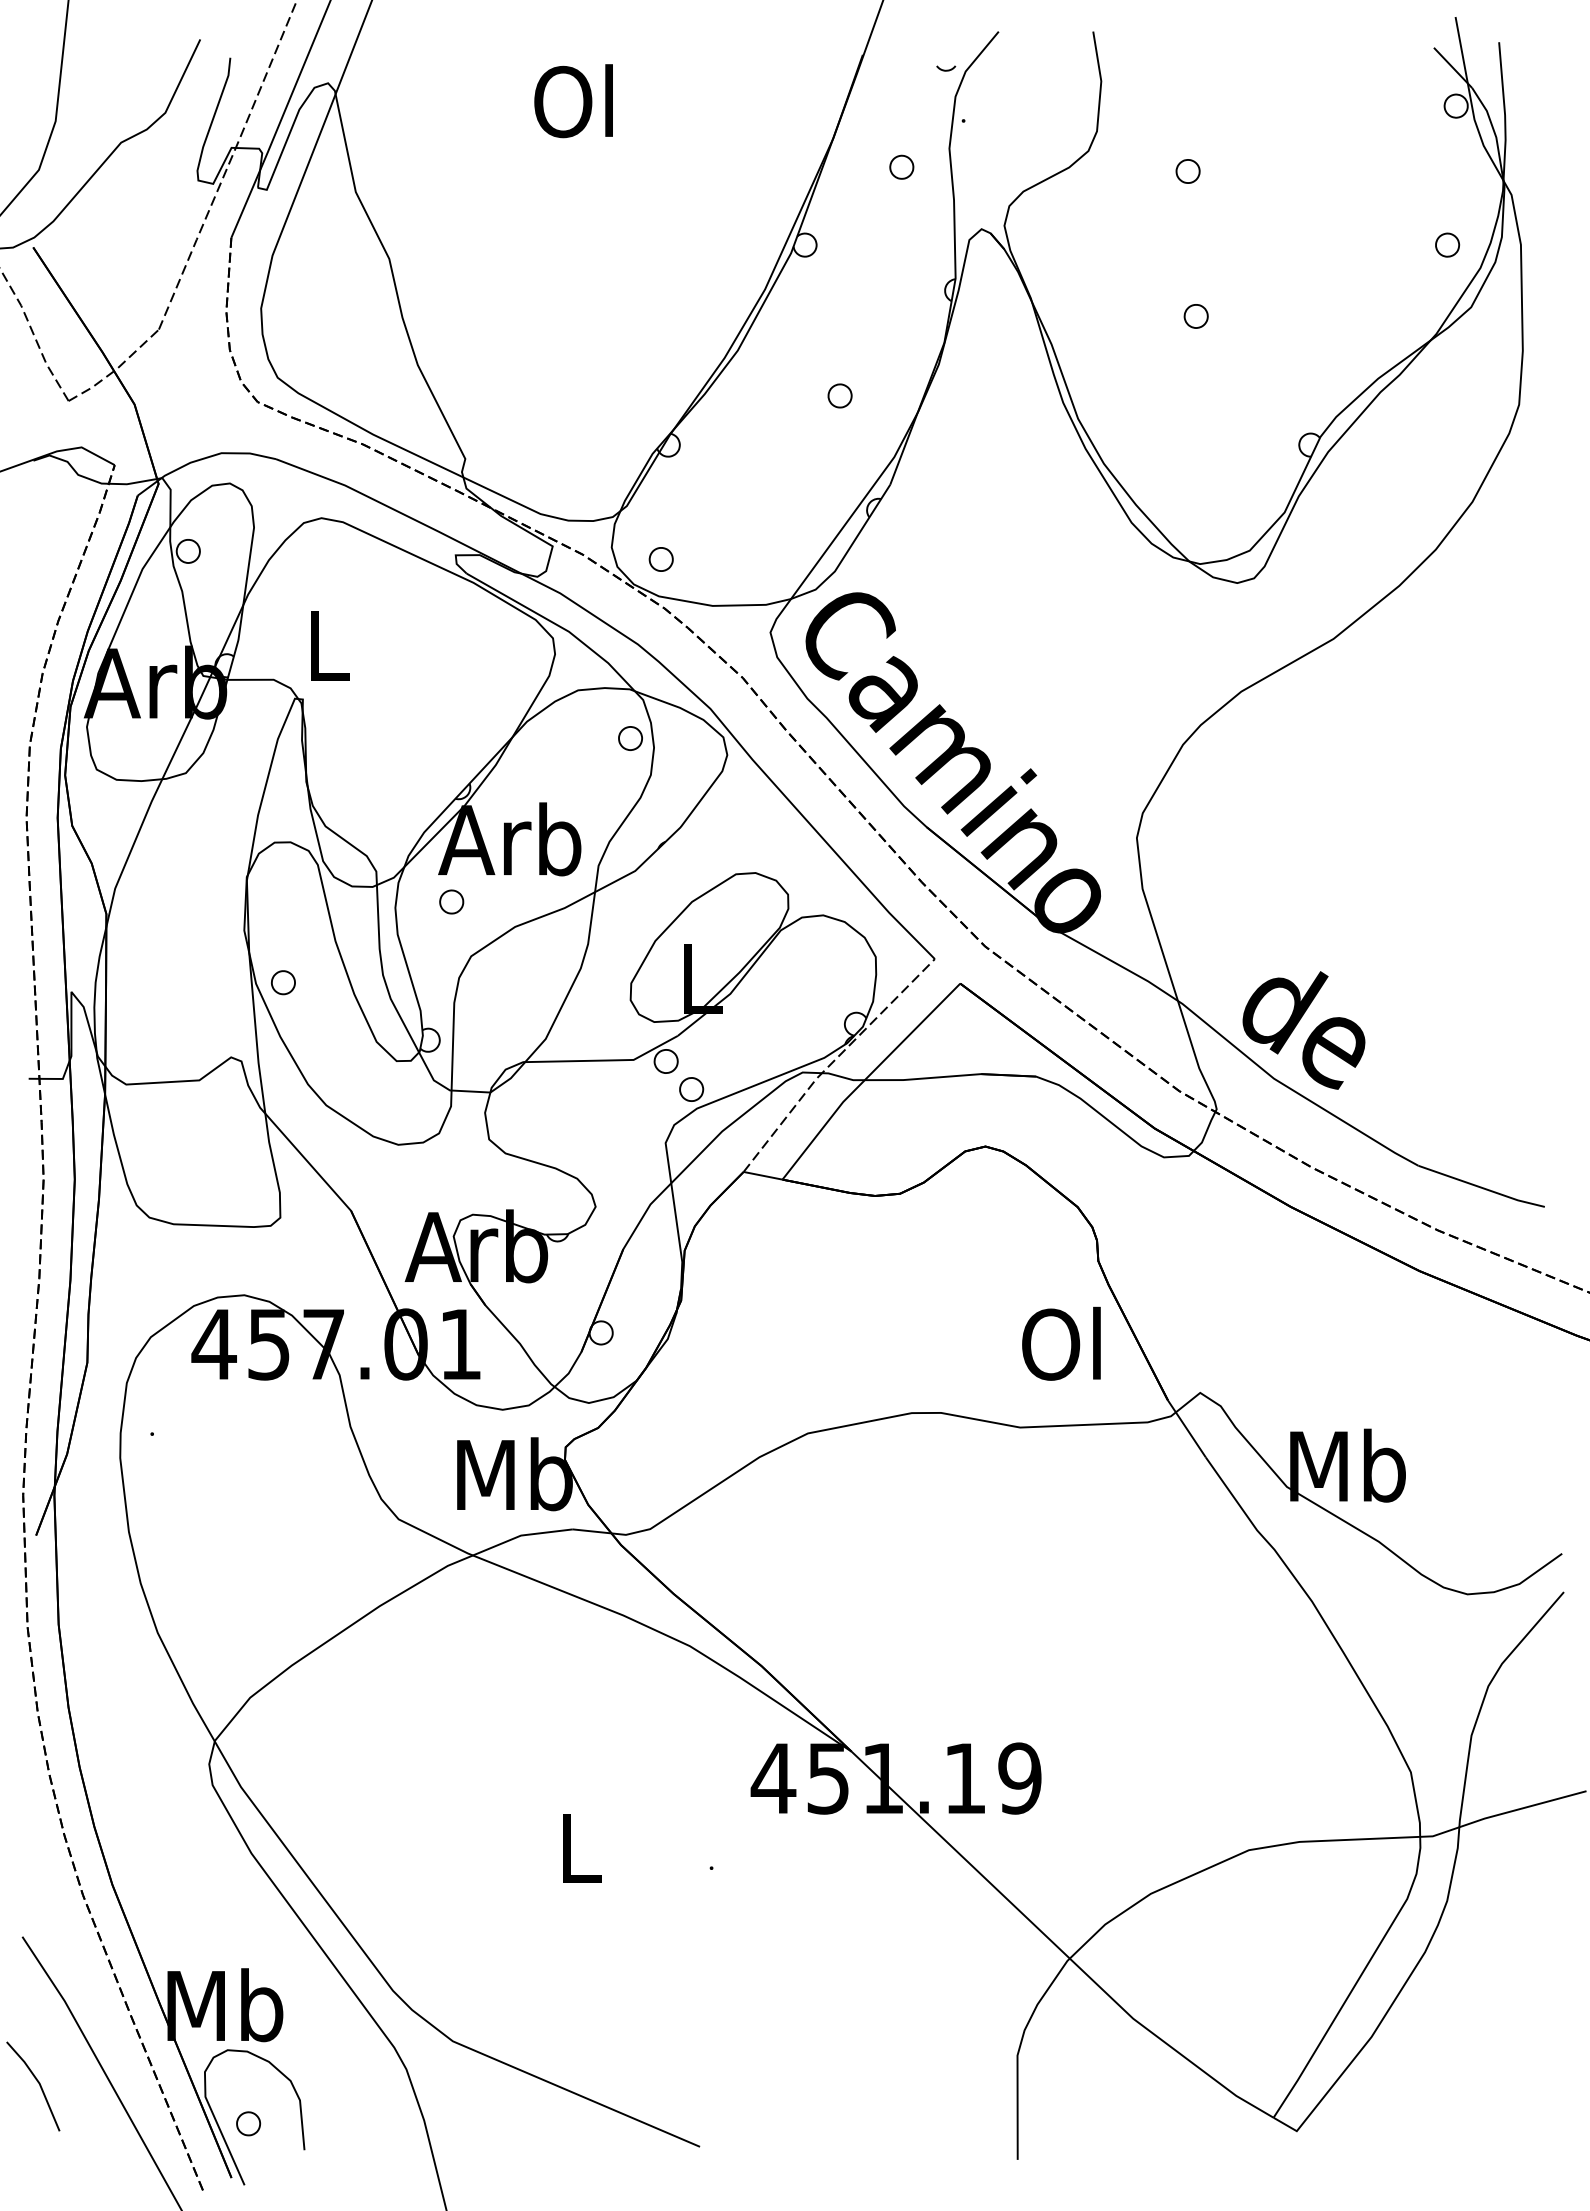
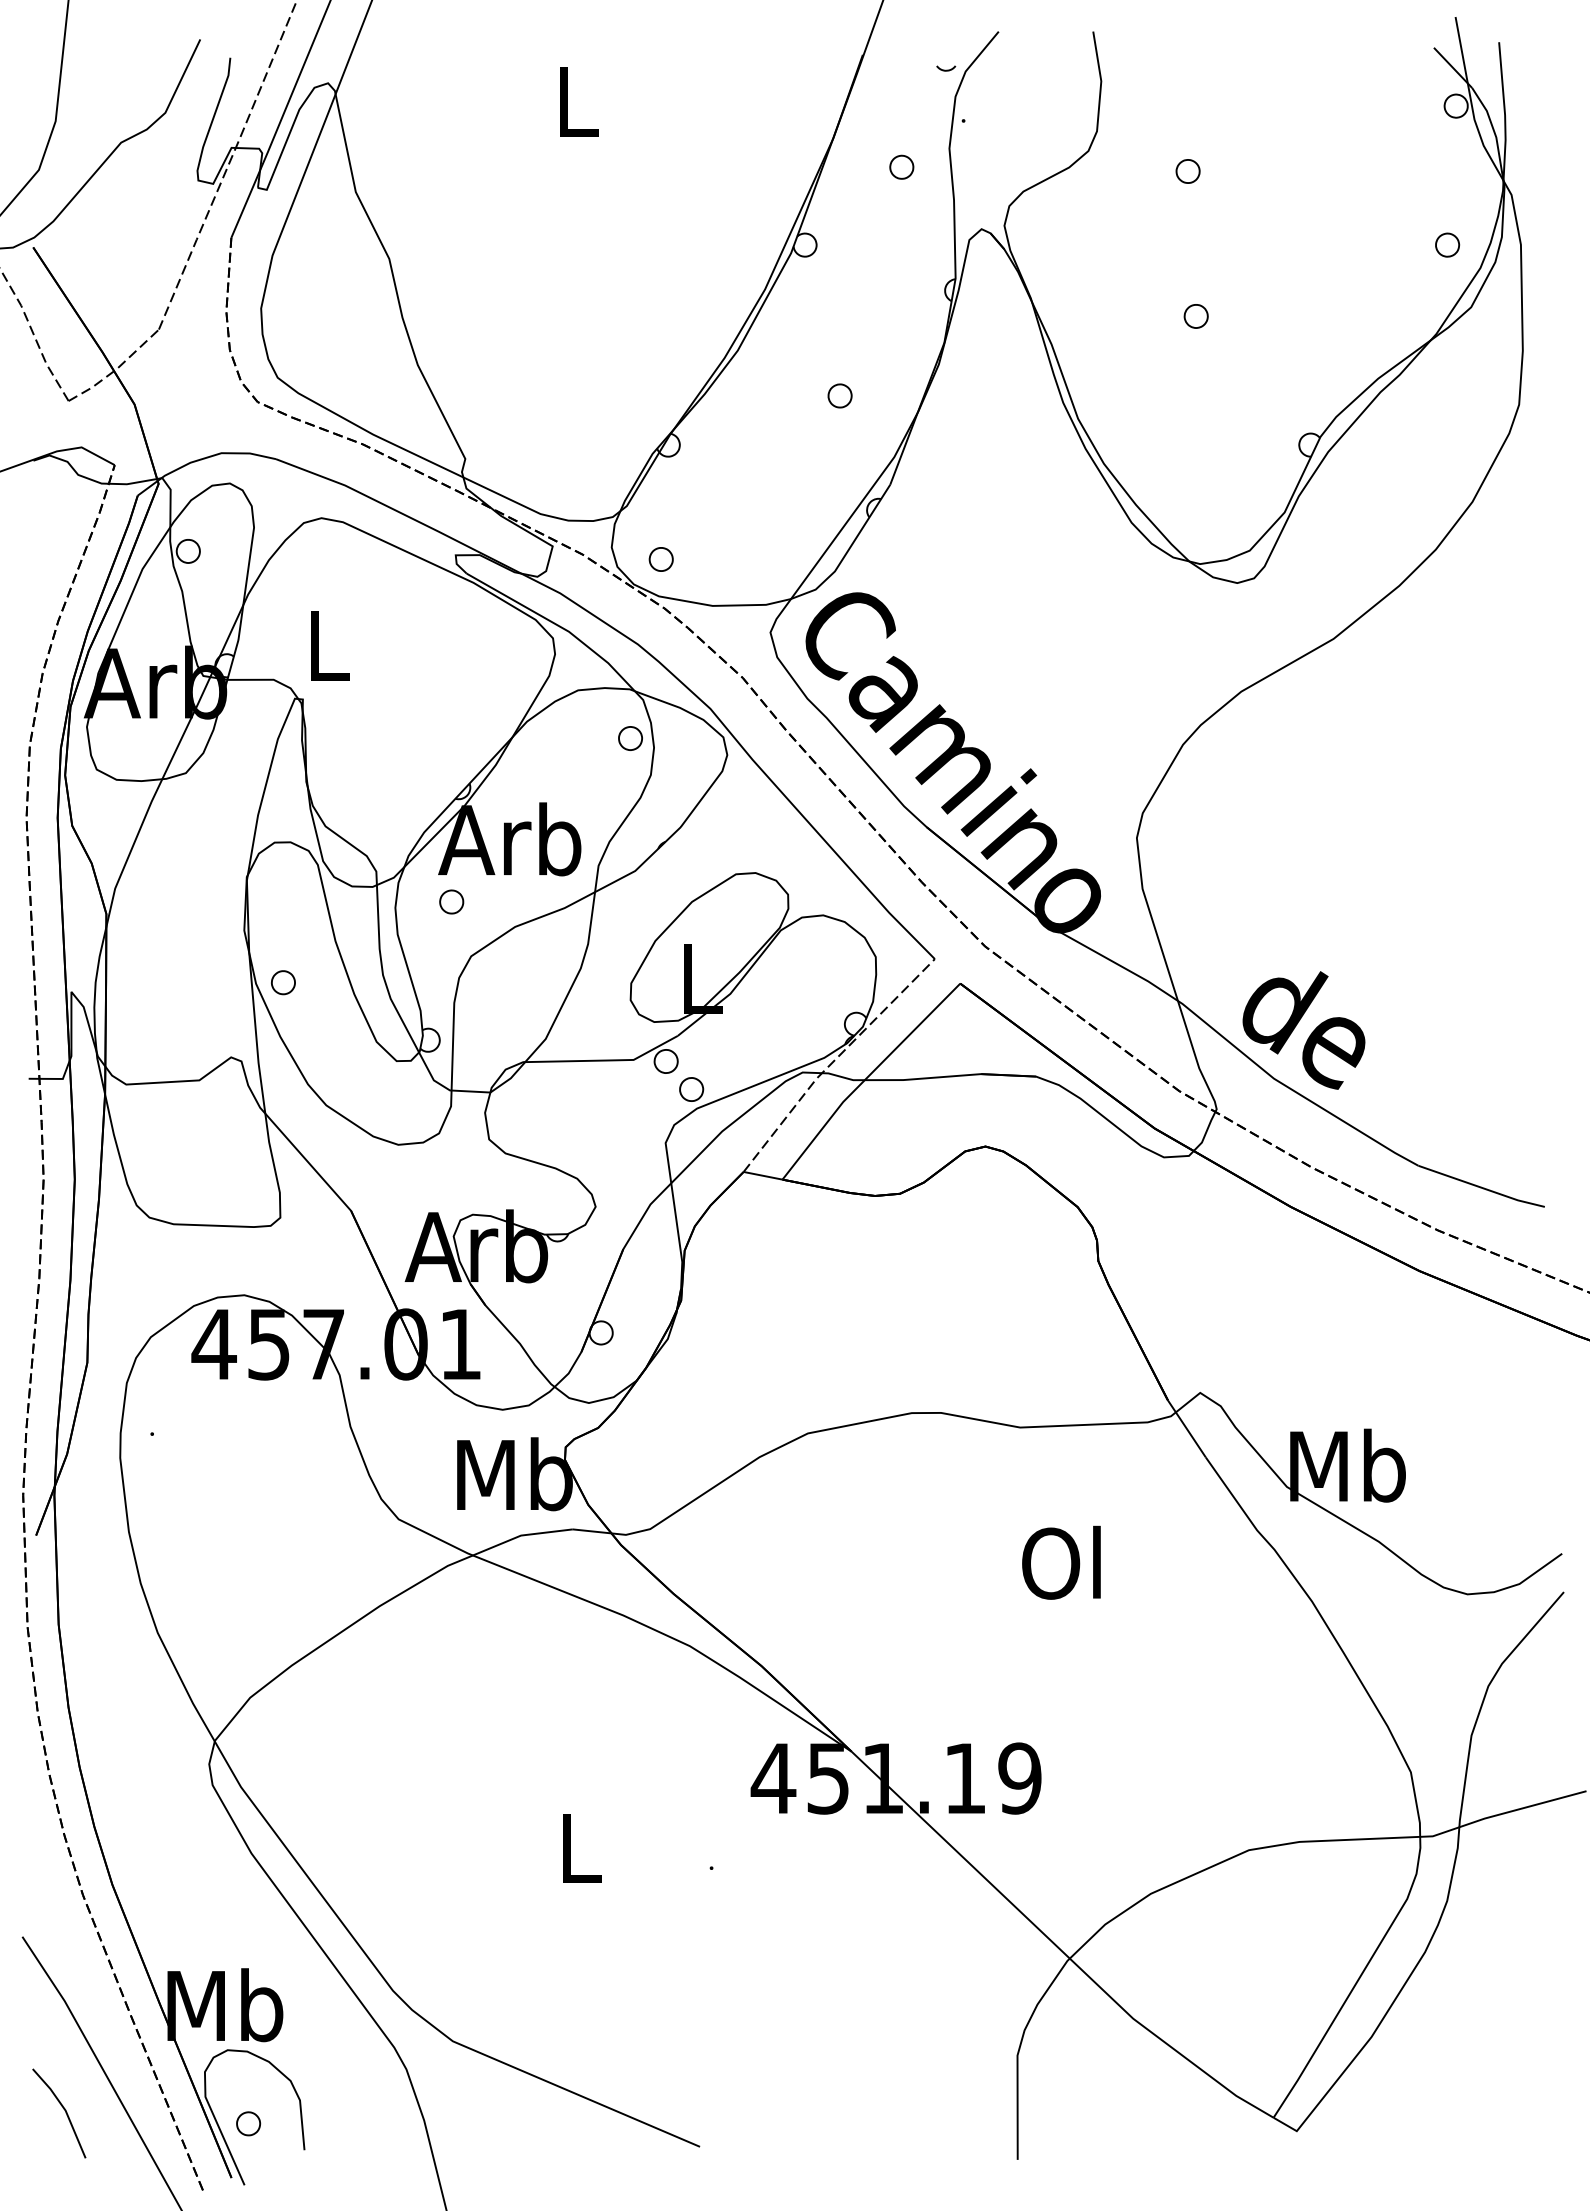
text: Ol -> L (573, 101)
text position: (1061, 1343) -> (1061, 1562) (1061, 1562)
line position: (37, 2082) -> (63, 2109) (63, 2109)
